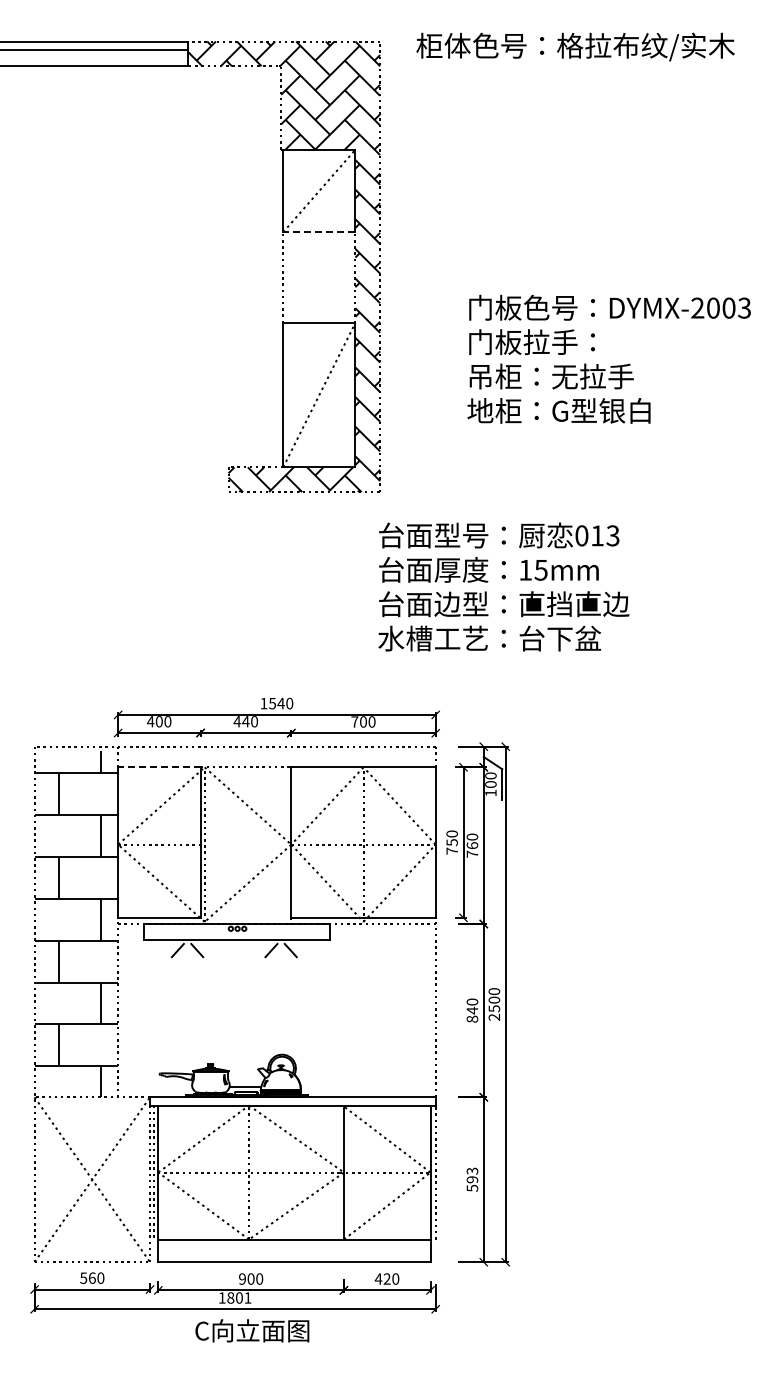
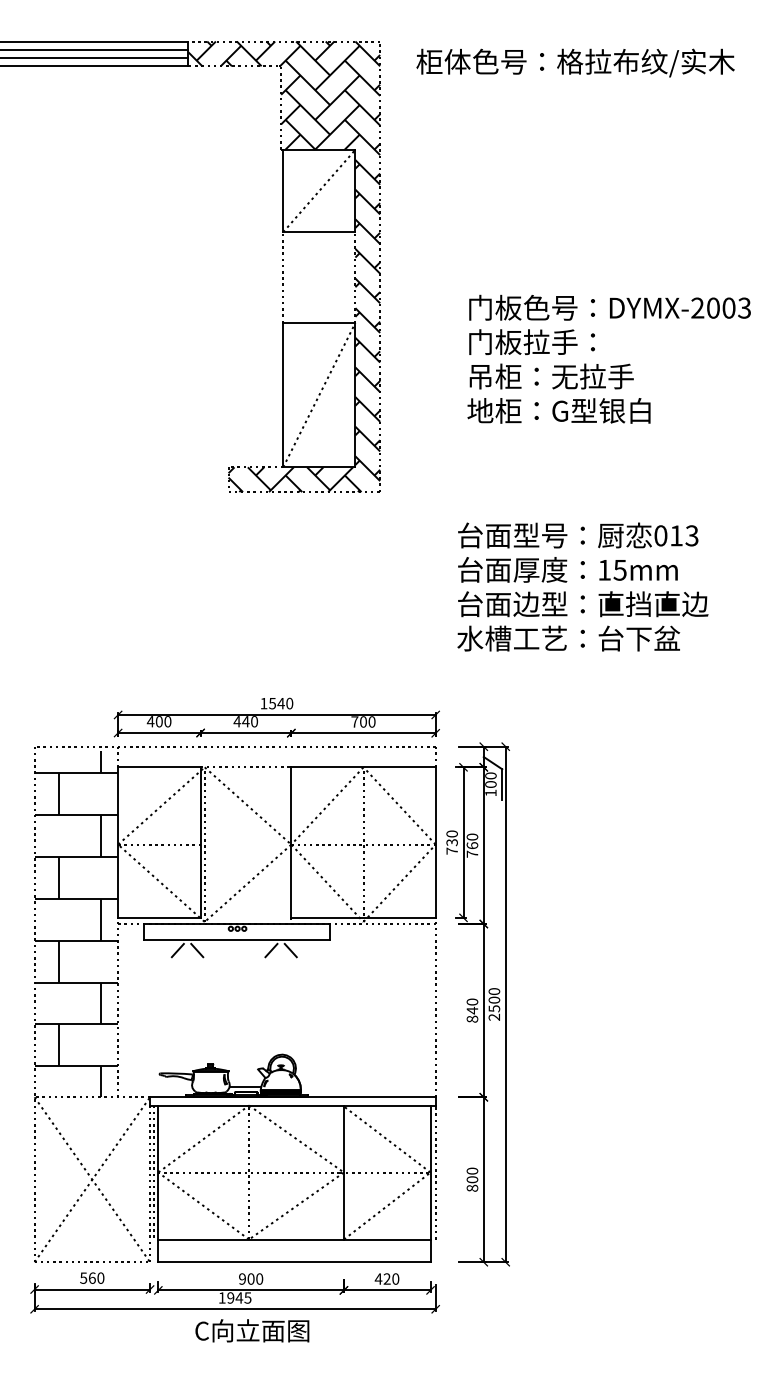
text position: (575, 46) -> (575, 62) (575, 62)
line: none -> present (95, 58)
line: dashed -> solid (318, 232)
text position: (503, 586) -> (582, 586) (582, 586)
line: dashed -> solid (158, 767)
text: 750 -> 730 (451, 842)
text: 593 -> 800 (472, 1179)
text: 1801 -> 1945 (239, 1297)
